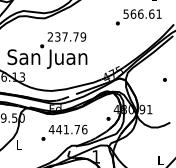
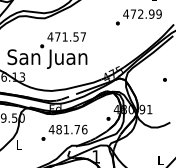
text: 566.61 -> 472.99 (142, 13)
text: 237.79 -> 471.57 (66, 36)
text: 441.76 -> 481.76 (59, 129)
